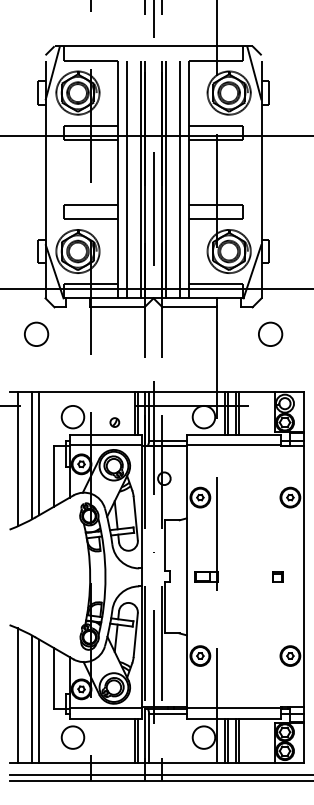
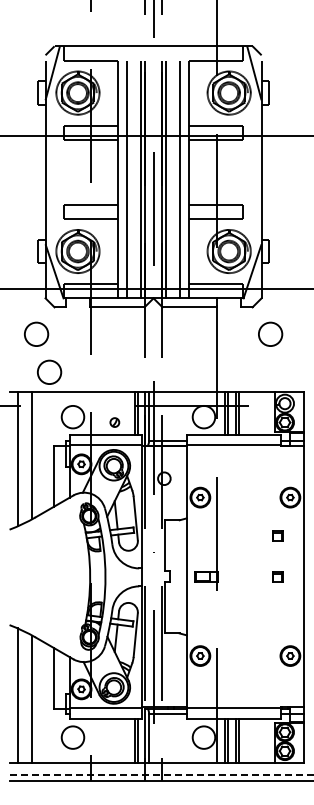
circle: none -> present (49, 371)
line: present -> none (39, 453)
part: none -> present (277, 535)
line: present -> none (39, 700)
line: solid -> dashed (161, 775)
